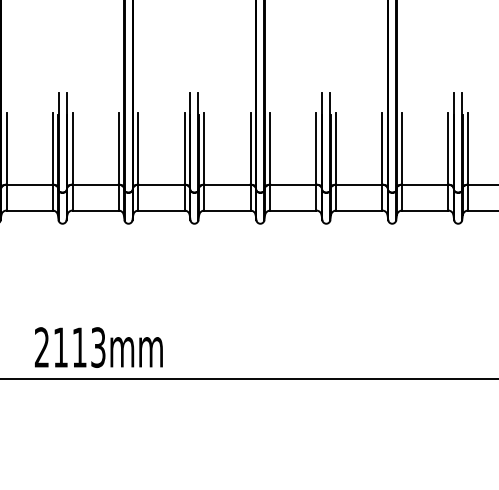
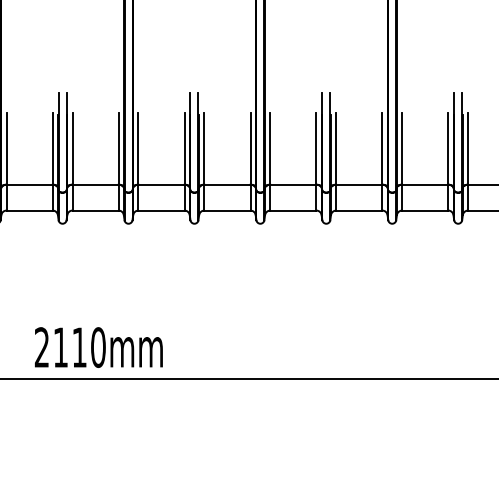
text: 2113mm -> 2110mm (98, 347)
